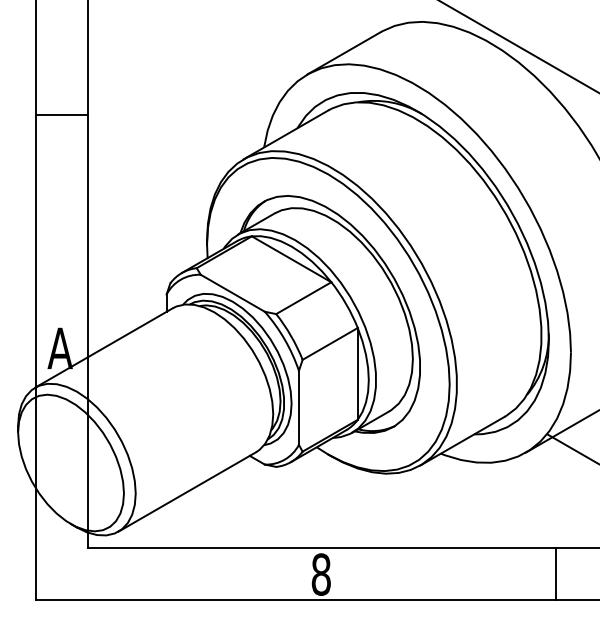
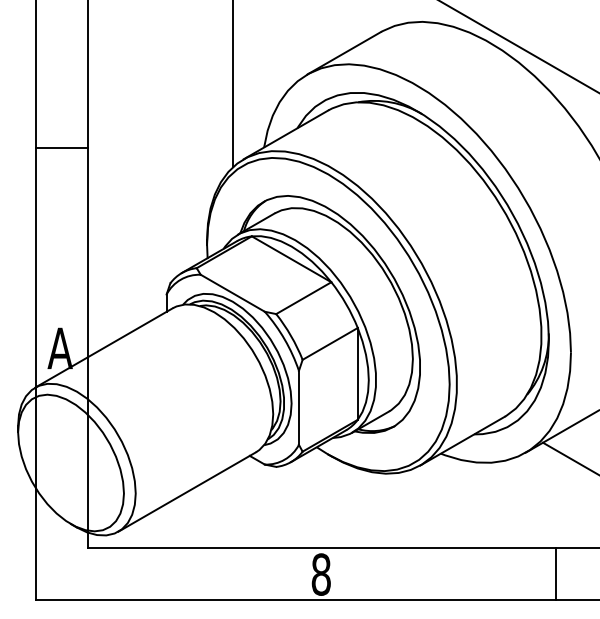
line: none -> present (232, 84)
line position: (61, 115) -> (61, 148) (61, 148)
line position: (572, 448) -> (569, 457) (569, 457)
